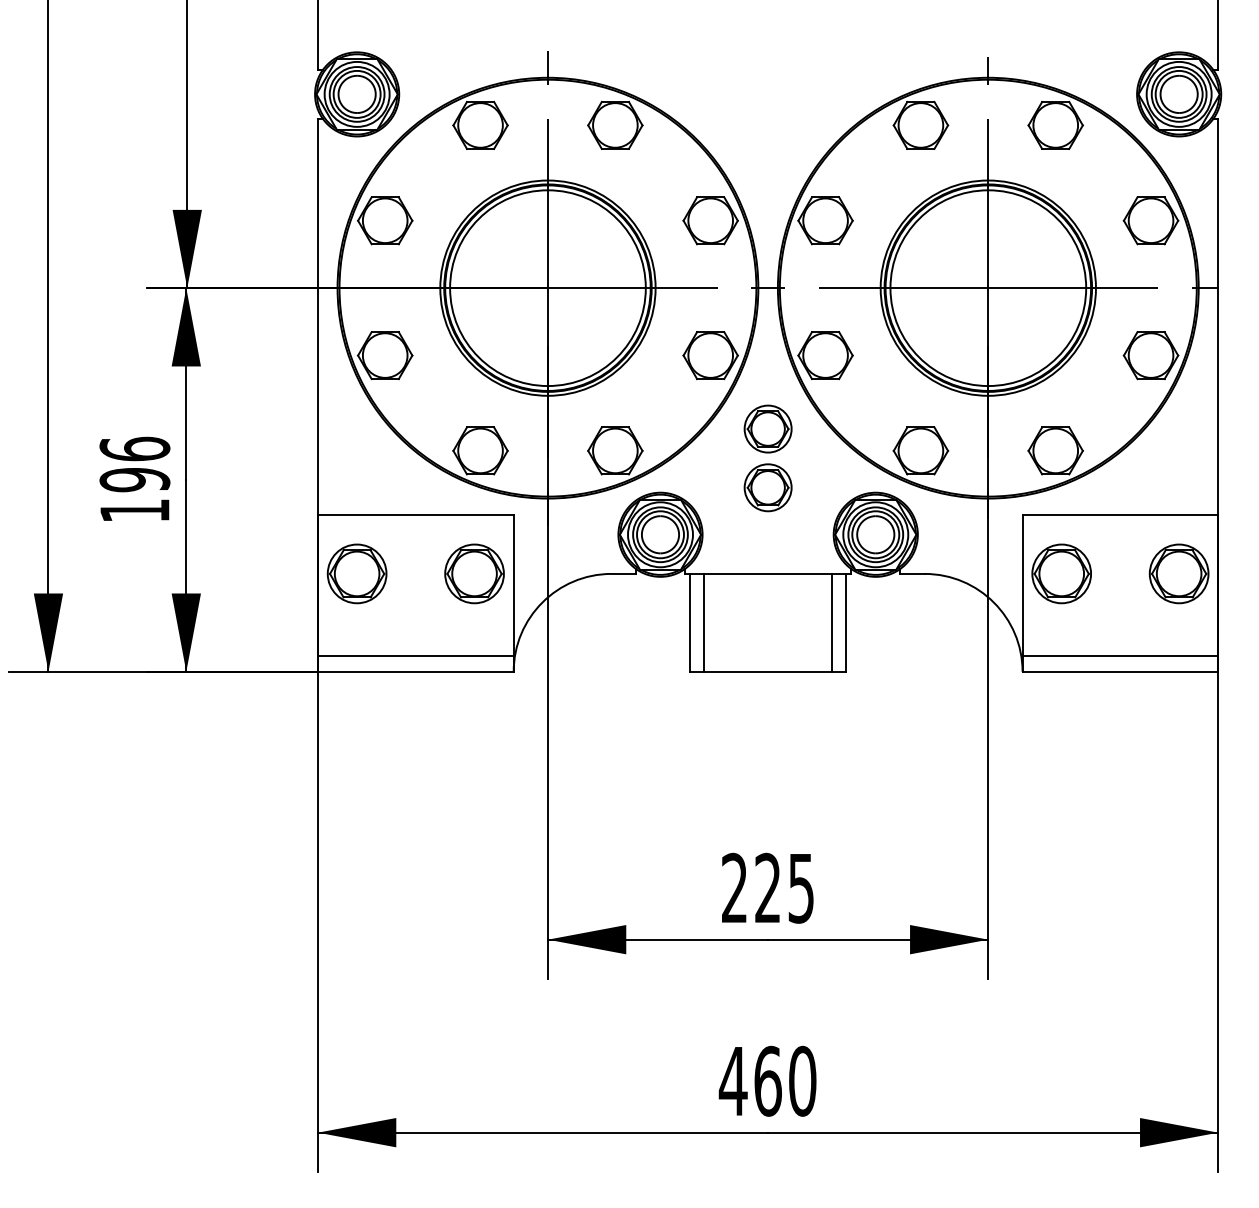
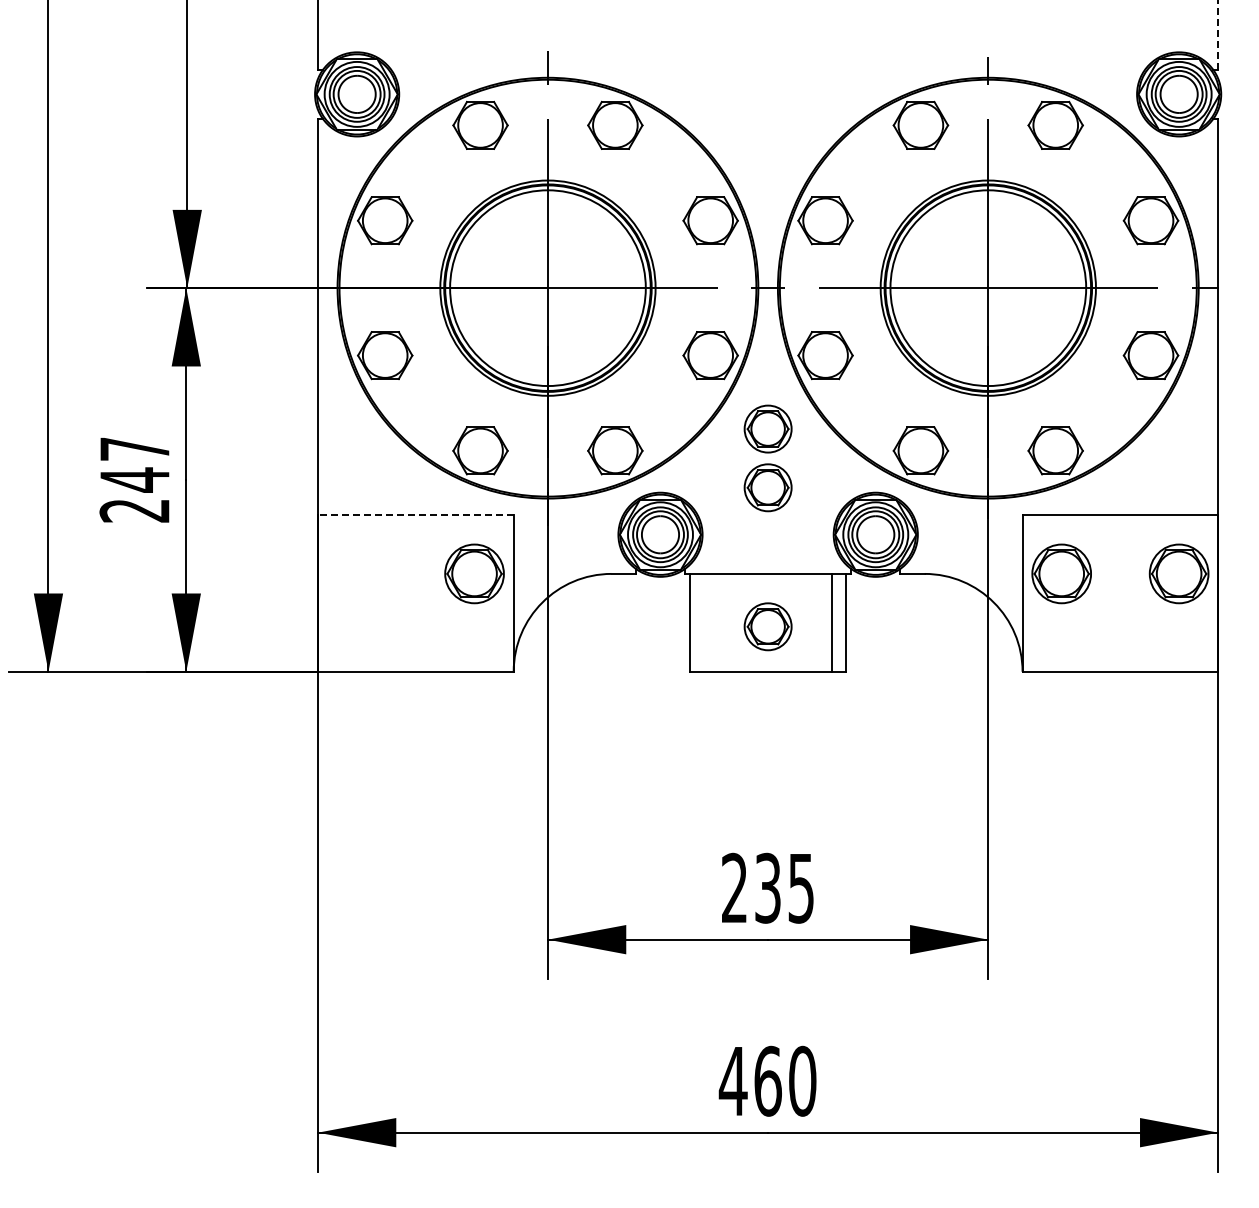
line: solid -> dashed (1218, 34)
text: 196 -> 247 (134, 479)
line: solid -> dashed (415, 515)
part: present -> none (356, 573)
line: present -> none (704, 622)
part: none -> present (767, 626)
line: present -> none (415, 656)
line: present -> none (1120, 656)
text: 225 -> 235 (767, 888)
